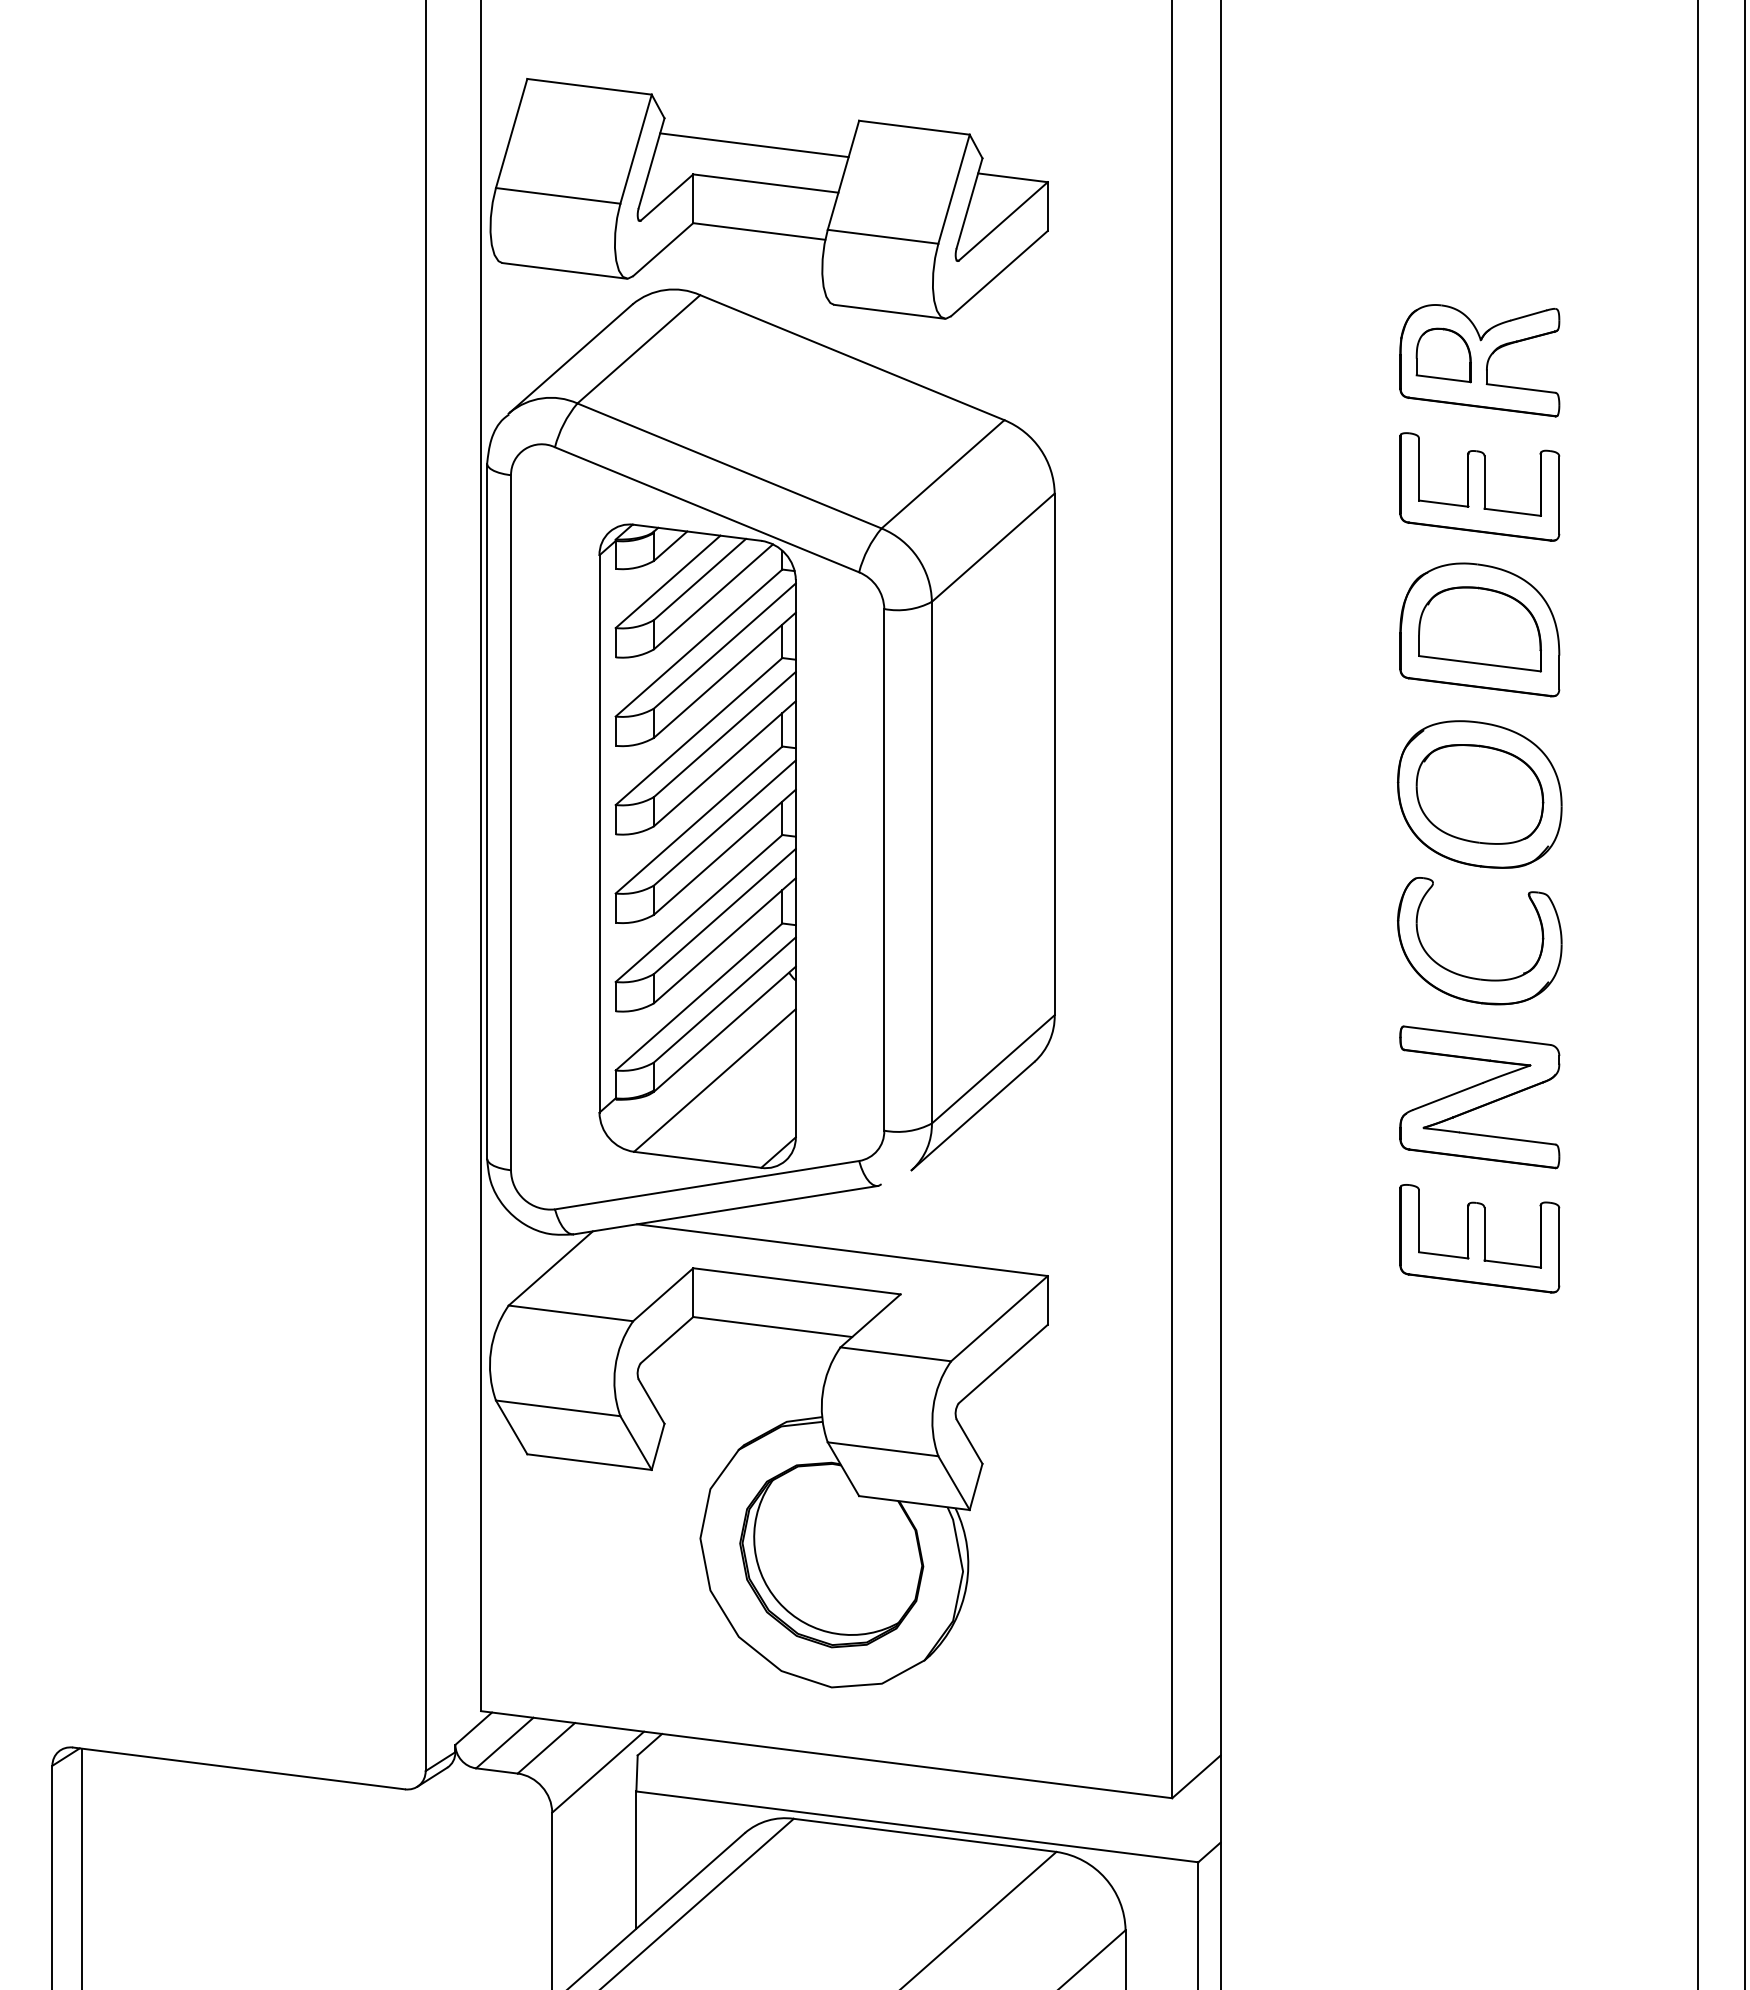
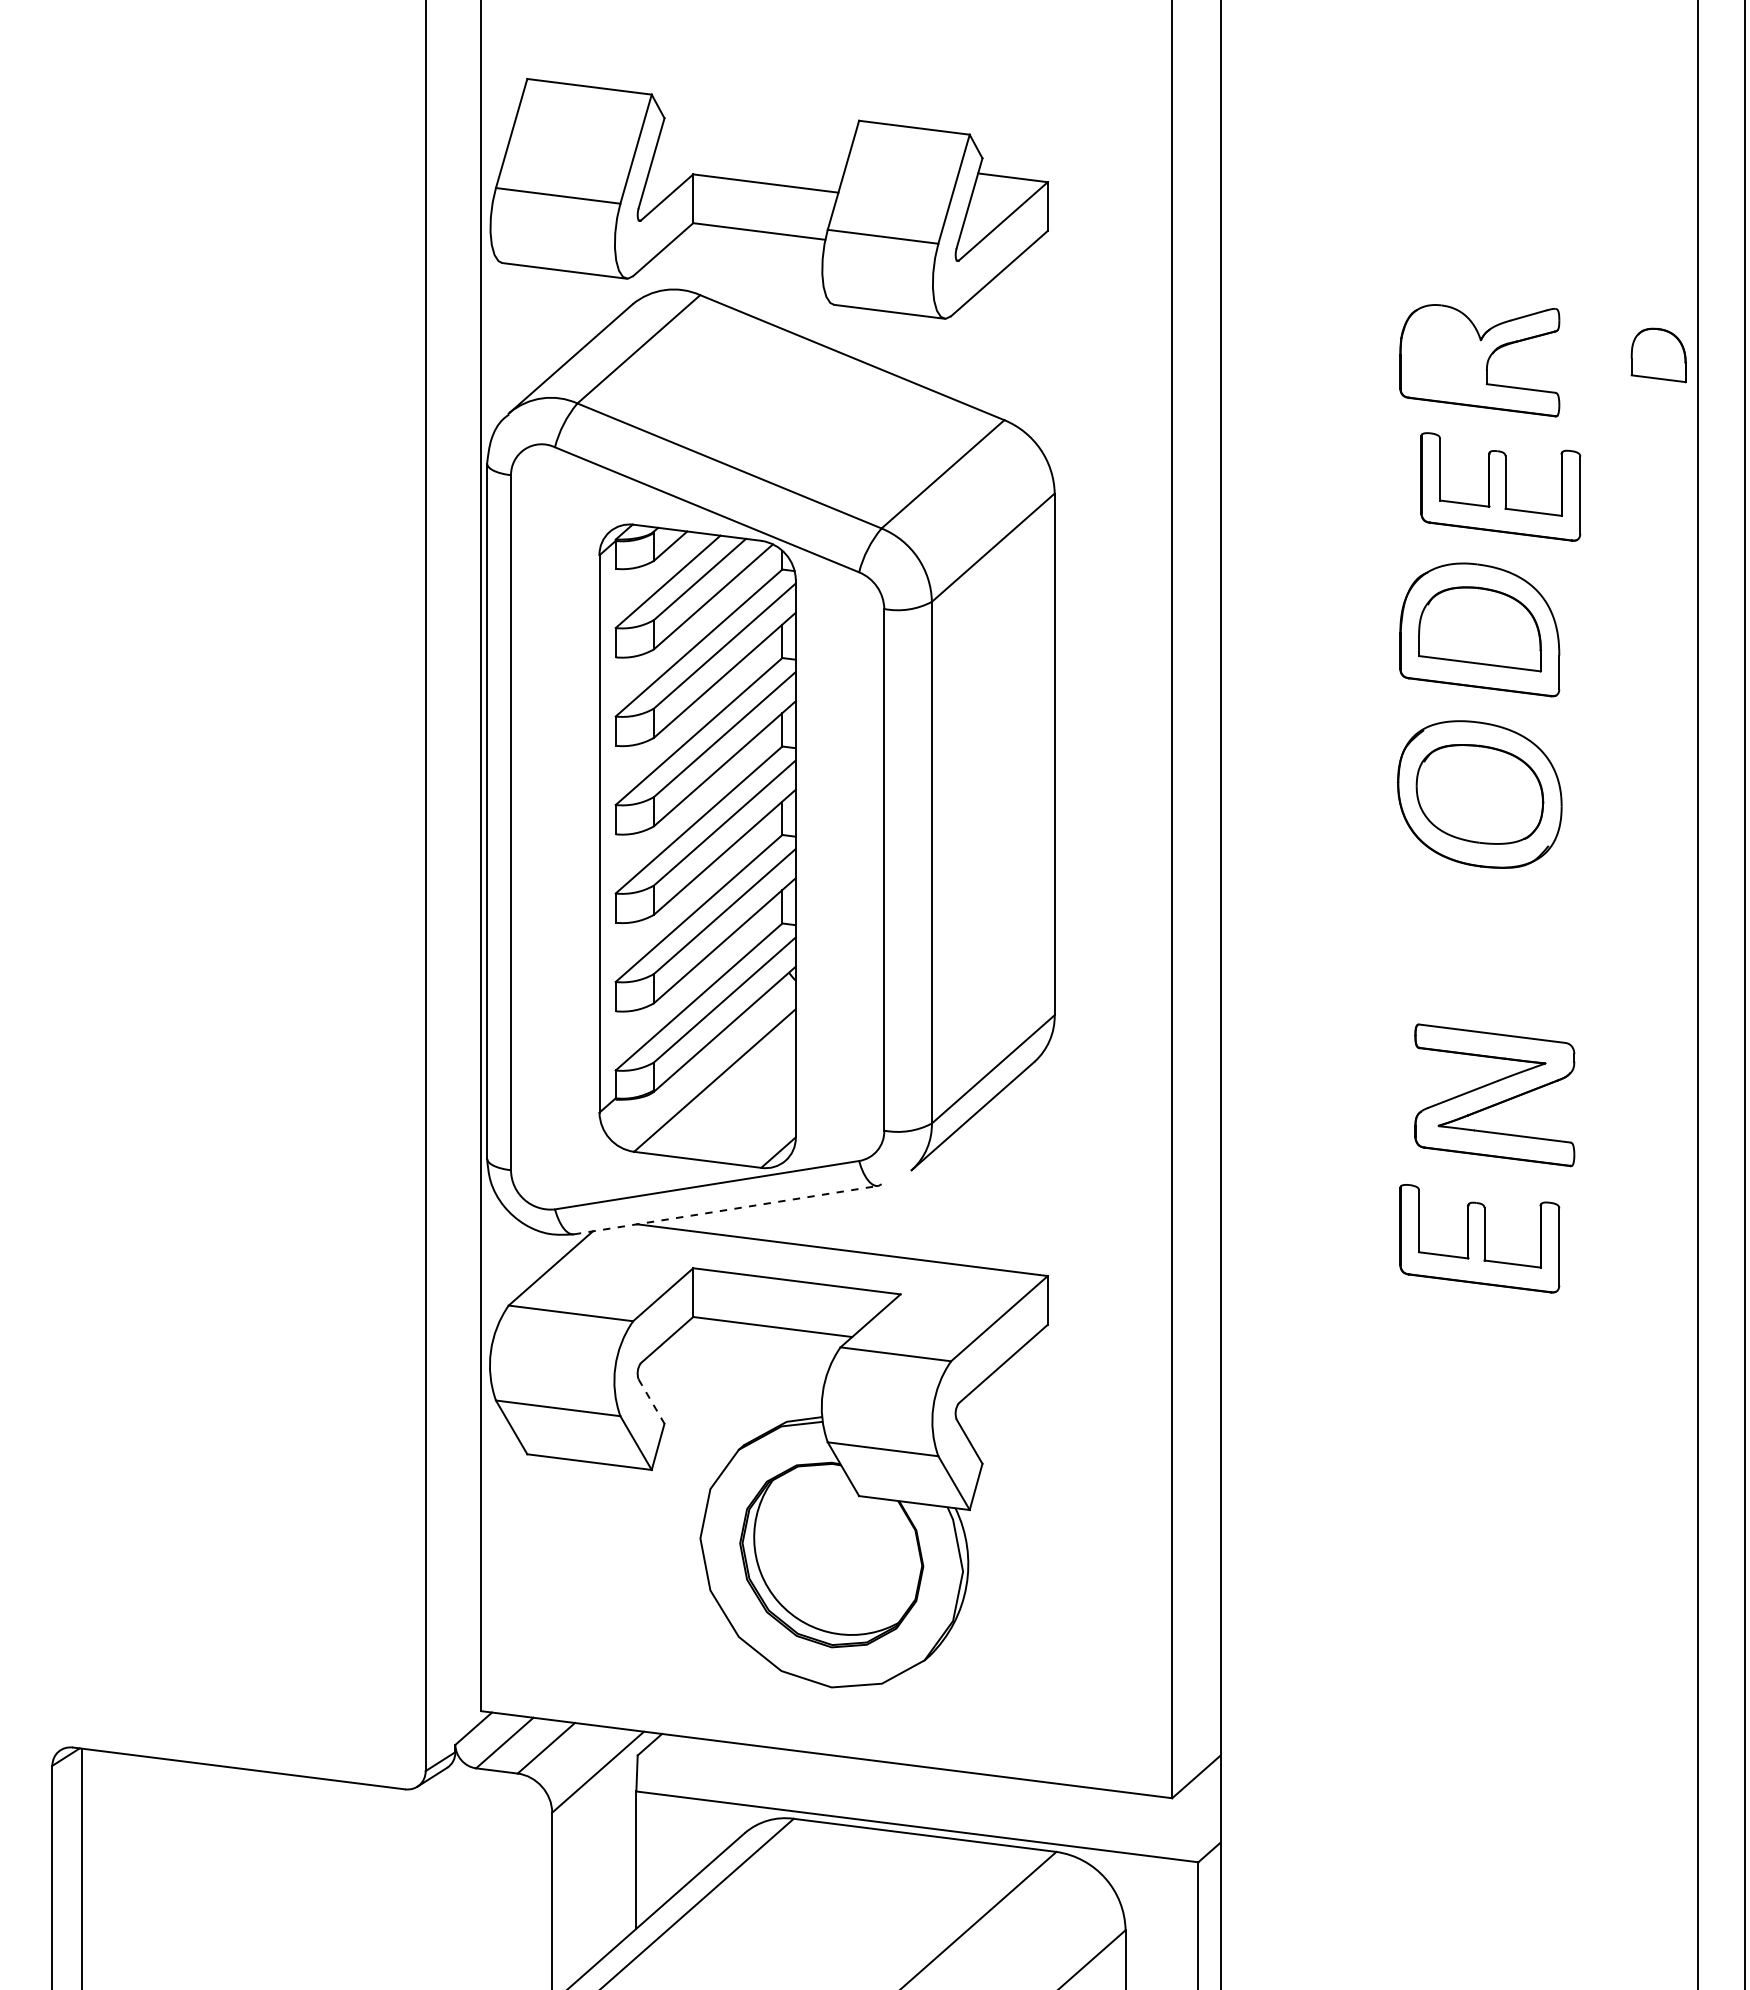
line: present -> none (754, 145)
part position: (1443, 355) -> (1658, 355) (1658, 355)
part position: (1479, 486) -> (1500, 486) (1500, 486)
part: present -> none (1475, 977)
part position: (1479, 1097) -> (1494, 1095) (1494, 1095)
line: solid -> dashed (725, 1210)
line: solid -> dashed (651, 1401)
